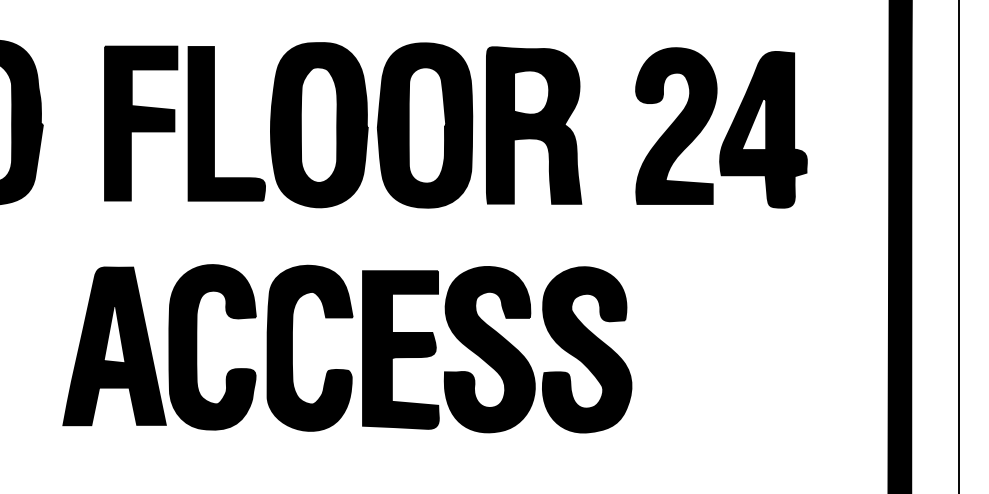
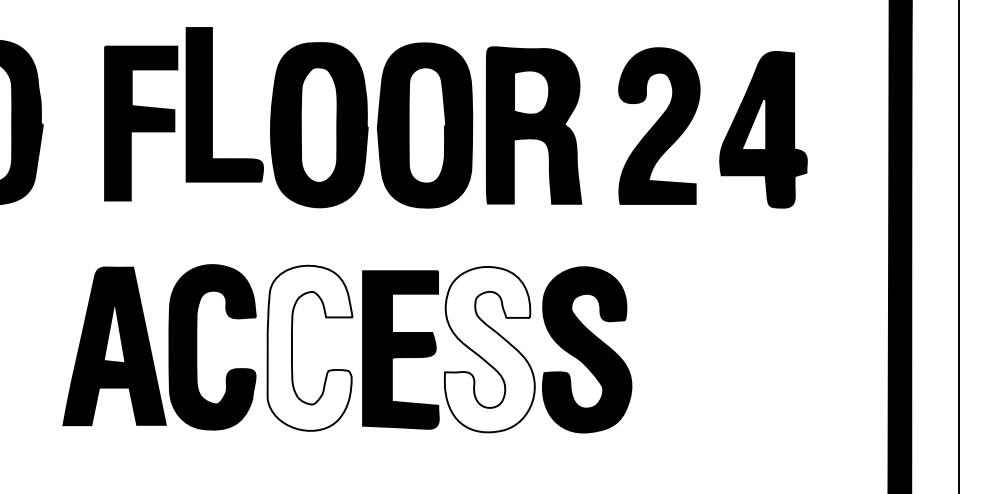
part position: (214, 123) -> (212, 104) (212, 104)
part position: (676, 125) -> (659, 125) (659, 125)
fill: present -> none (309, 347)
fill: present -> none (489, 349)
